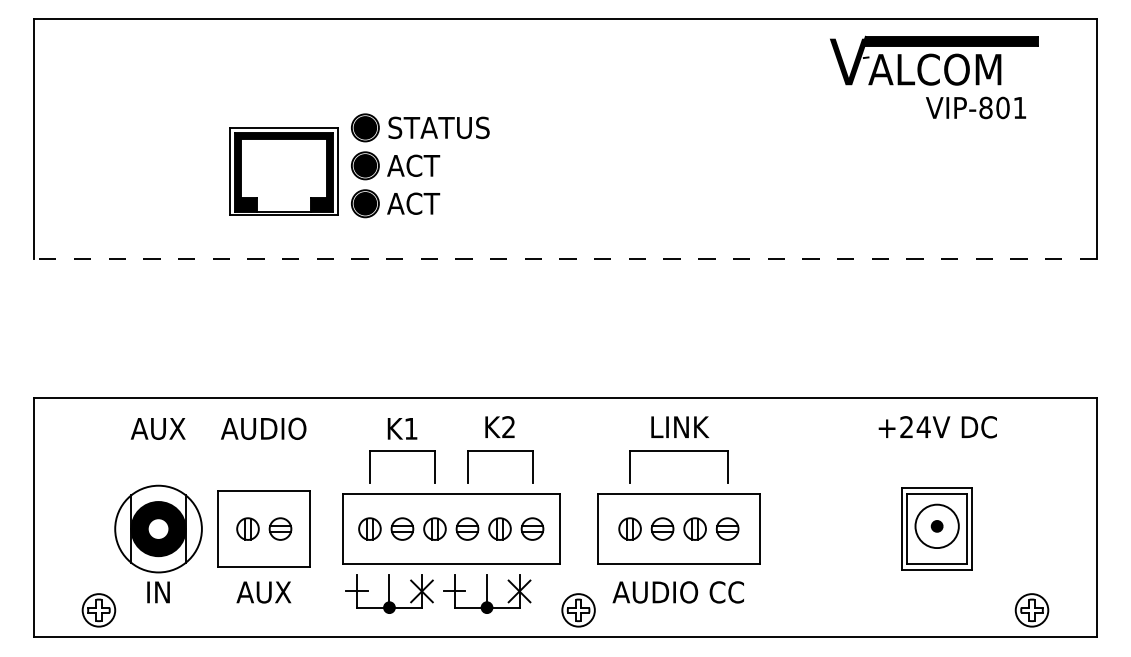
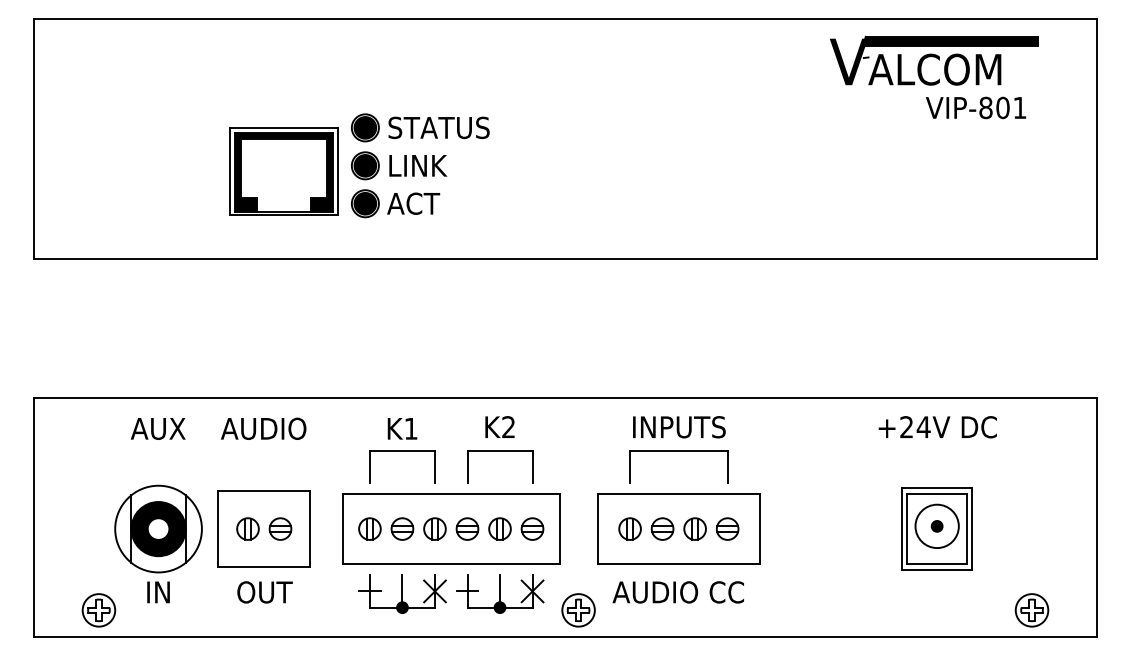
text: ACT -> LINK (417, 165)
line: dashed -> solid (565, 258)
text: LINK -> INPUTS (679, 427)
text: AUX -> OUT (264, 592)
part position: (438, 593) -> (451, 593) (451, 593)
